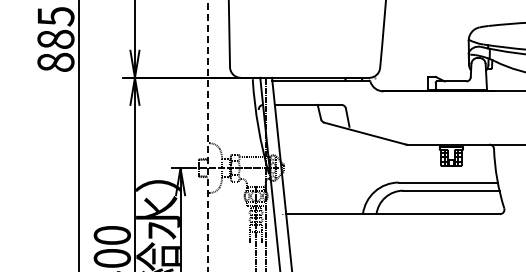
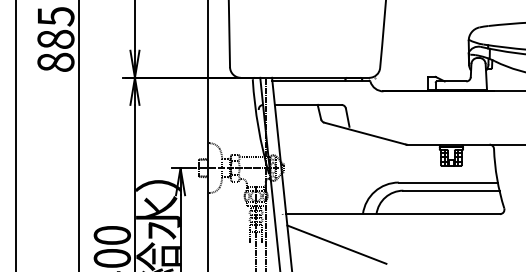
line: none -> present (15, 135)
line: dashed -> solid (207, 135)
line: none -> present (336, 244)
